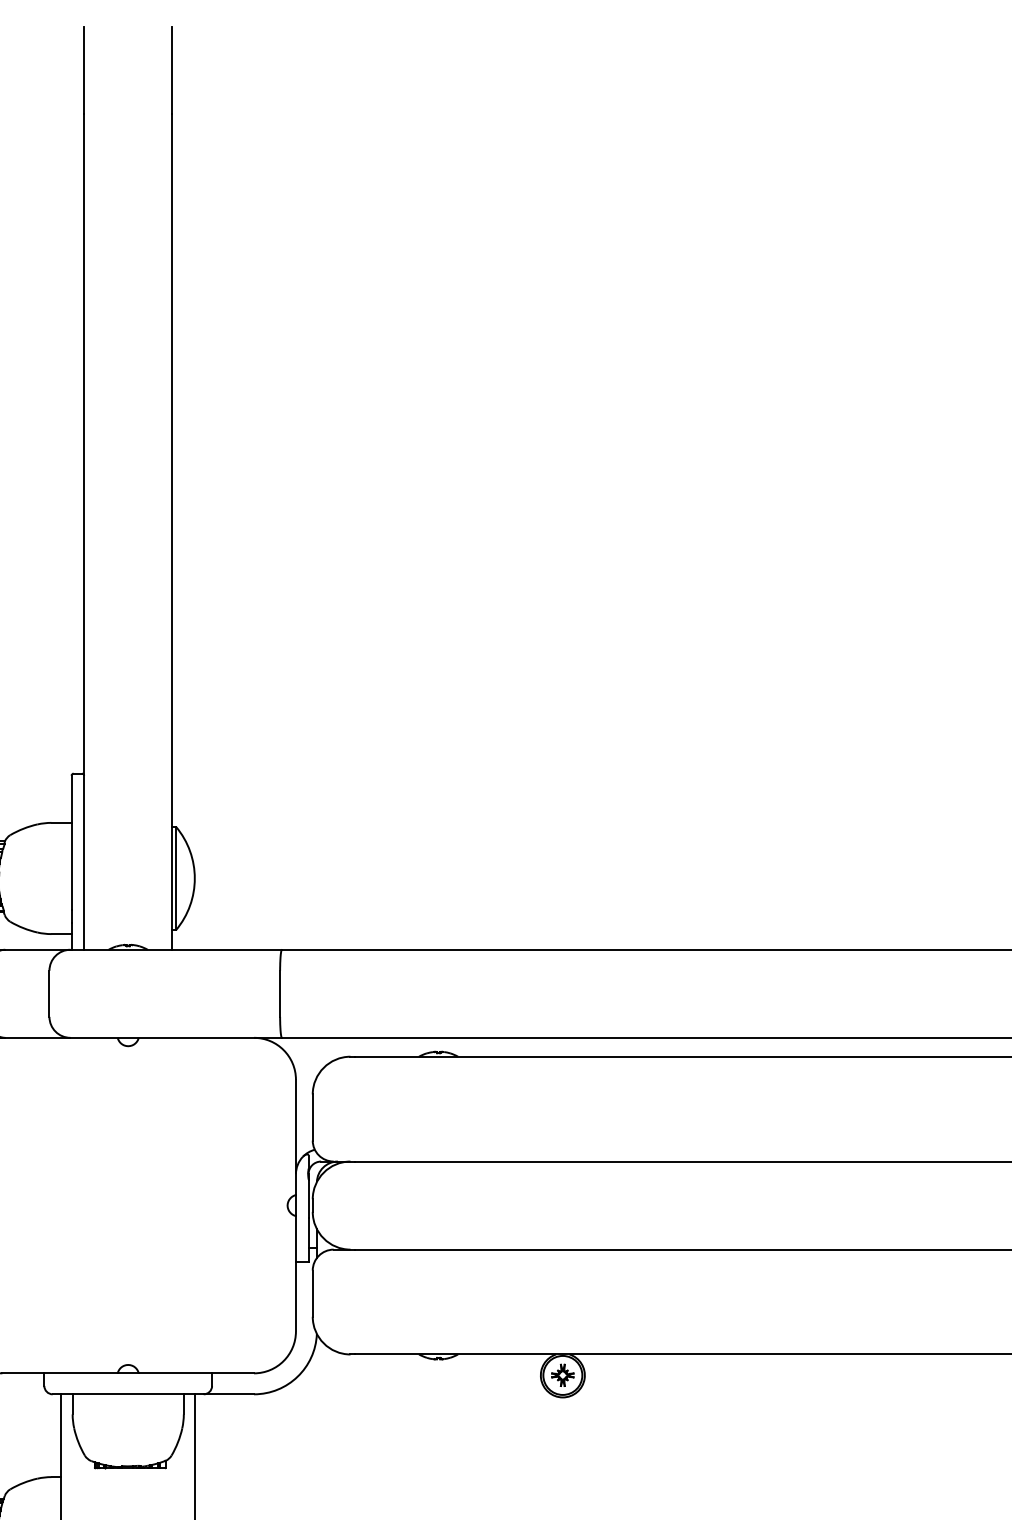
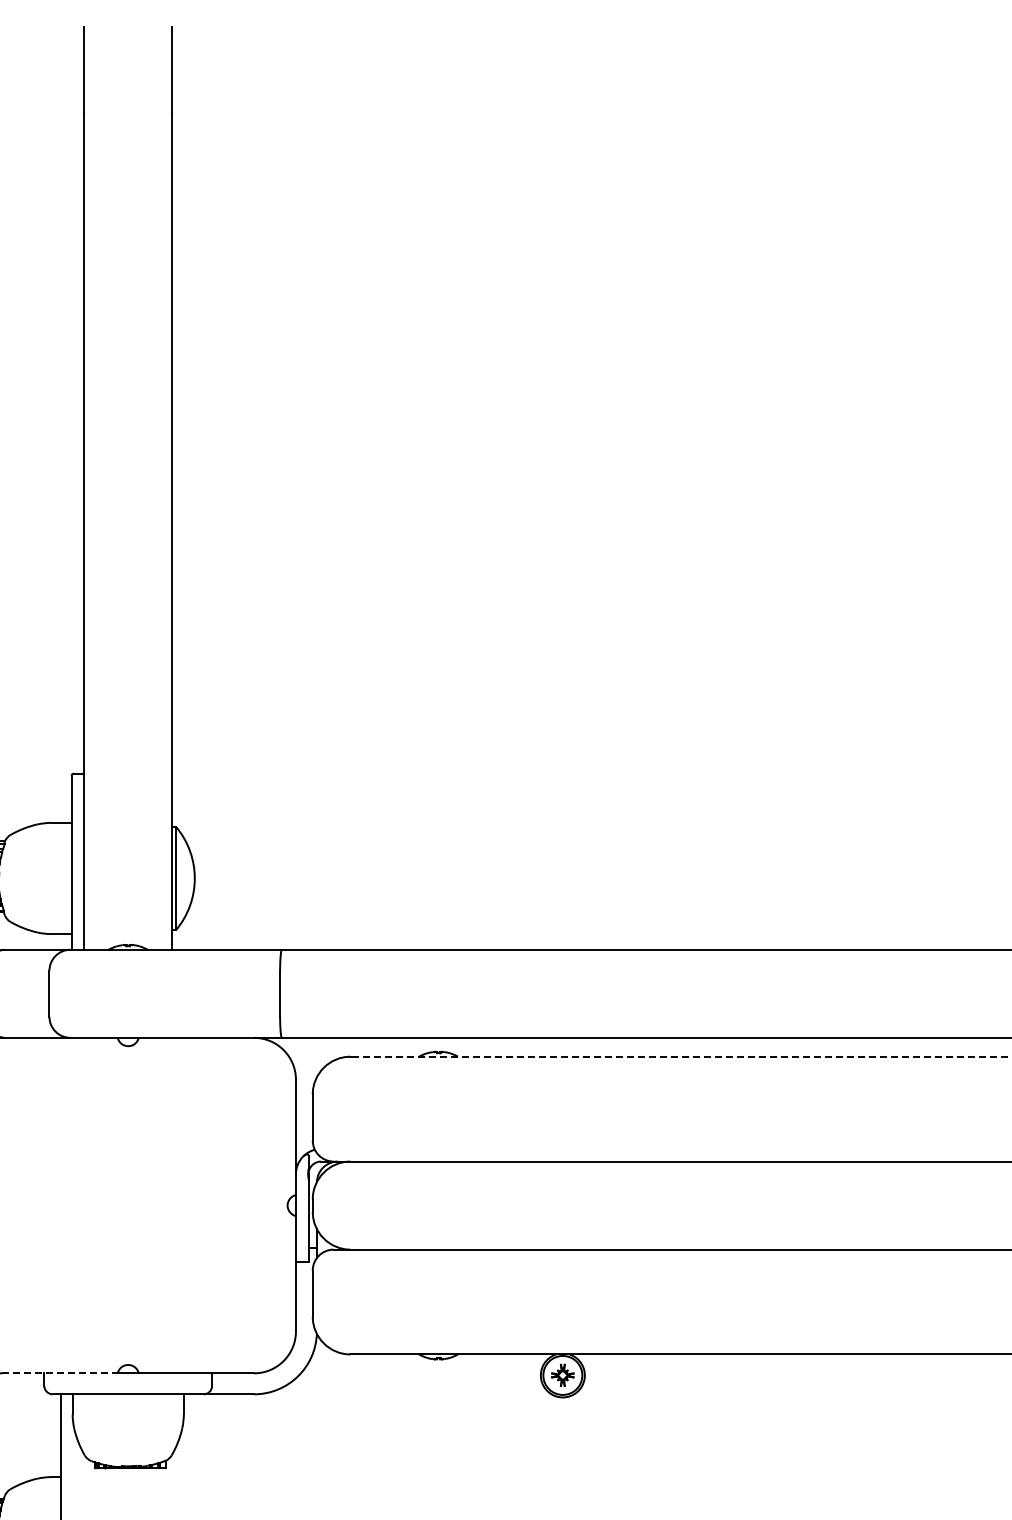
line: solid -> dashed (682, 1056)
line: solid -> dashed (60, 1373)
line: present -> none (195, 1455)
